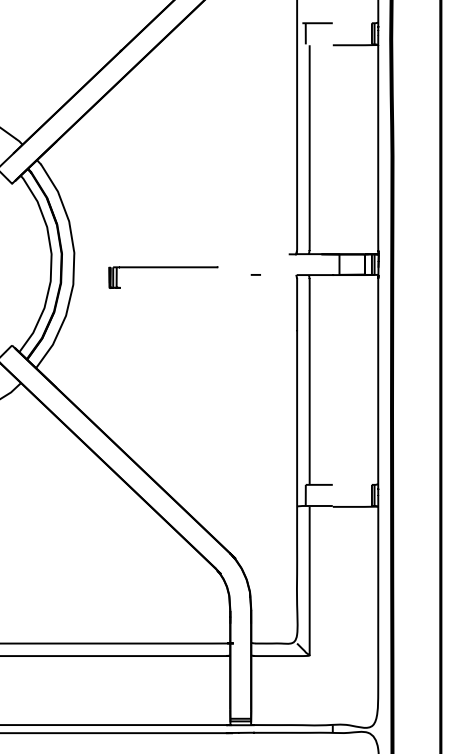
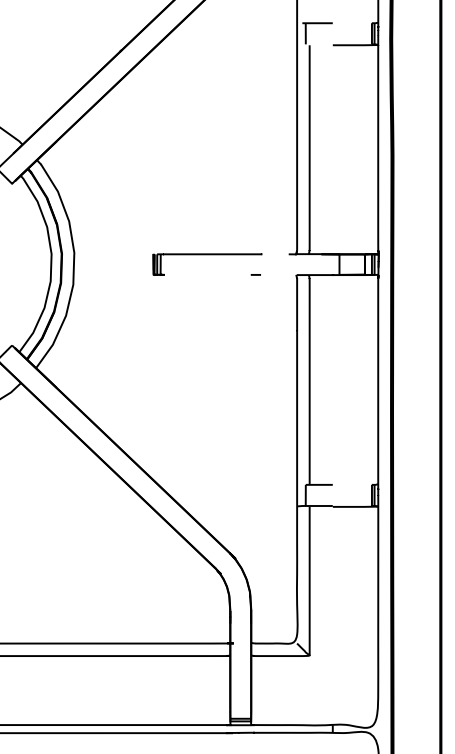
part position: (163, 268) -> (207, 255) (207, 255)
